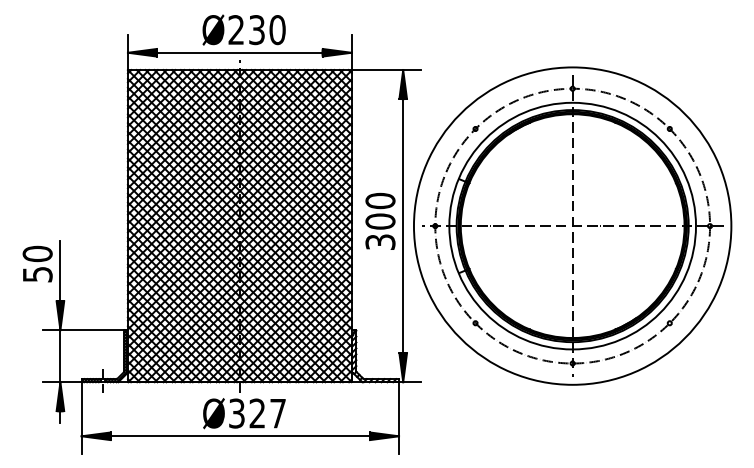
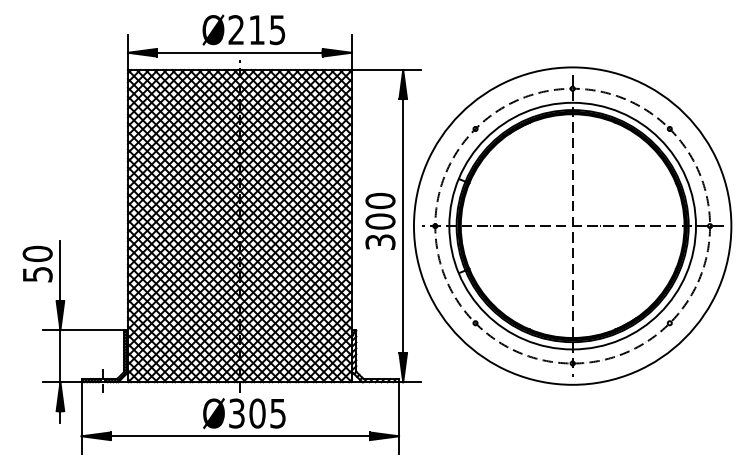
text: Ø230 -> Ø215 (267, 30)
text: Ø327 -> Ø305 (267, 413)
